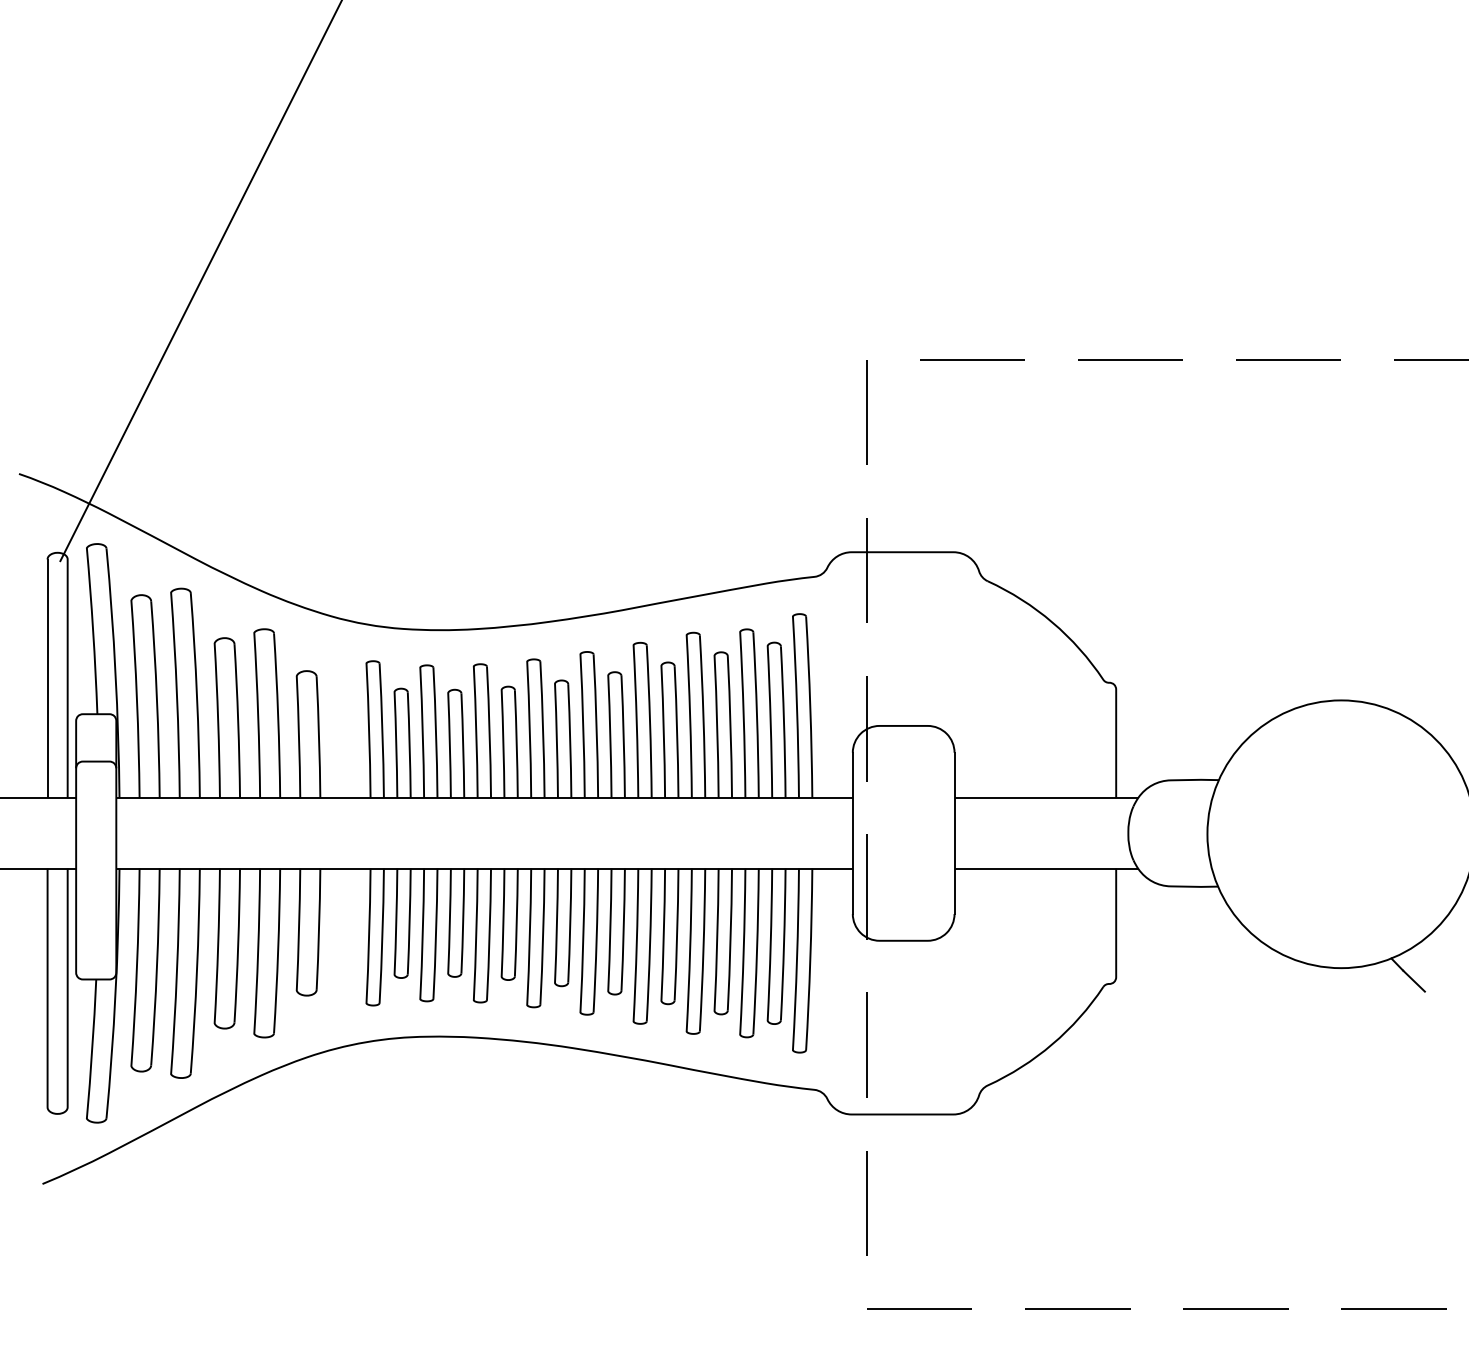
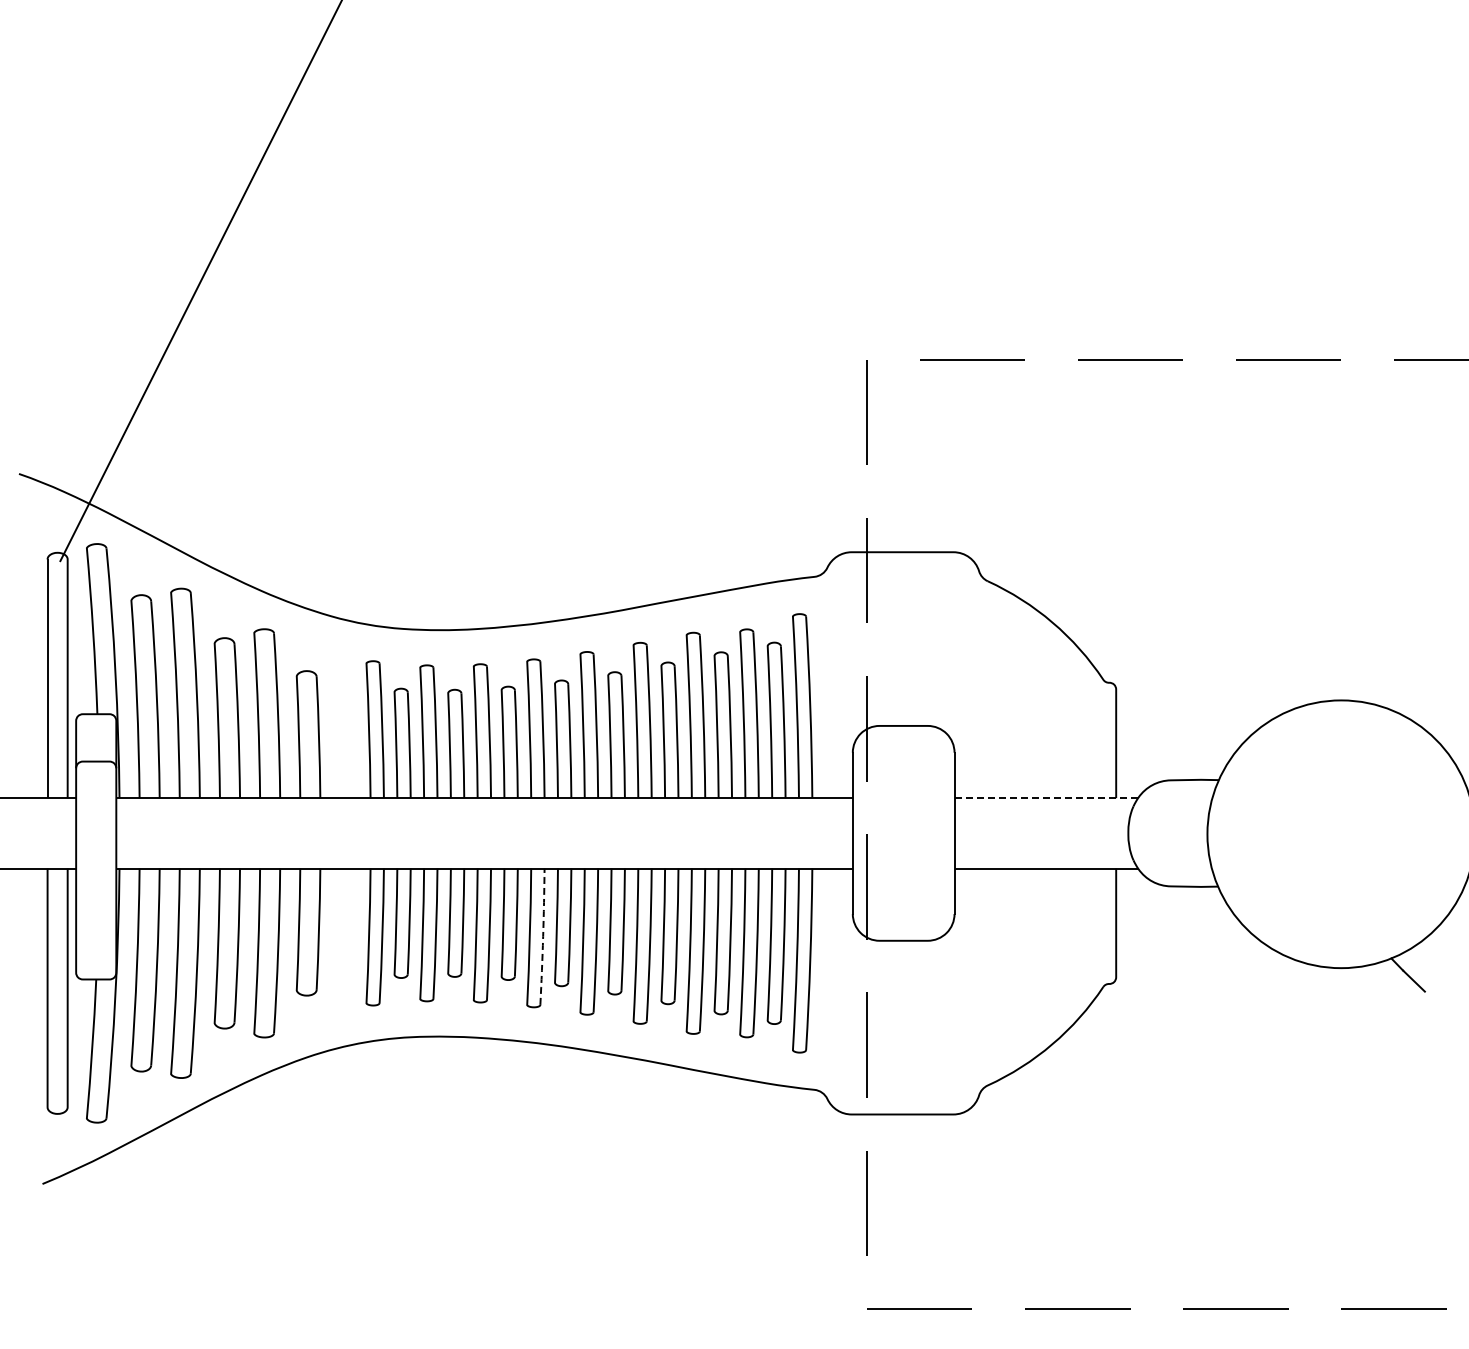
line: solid -> dashed (1046, 798)
line: solid -> dashed (543, 936)
